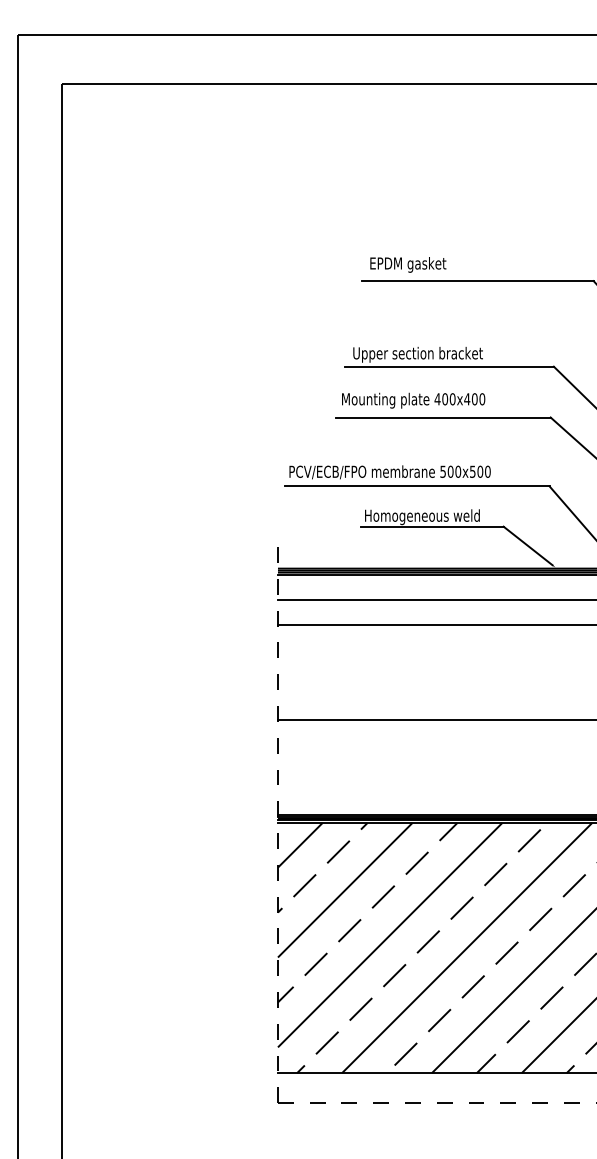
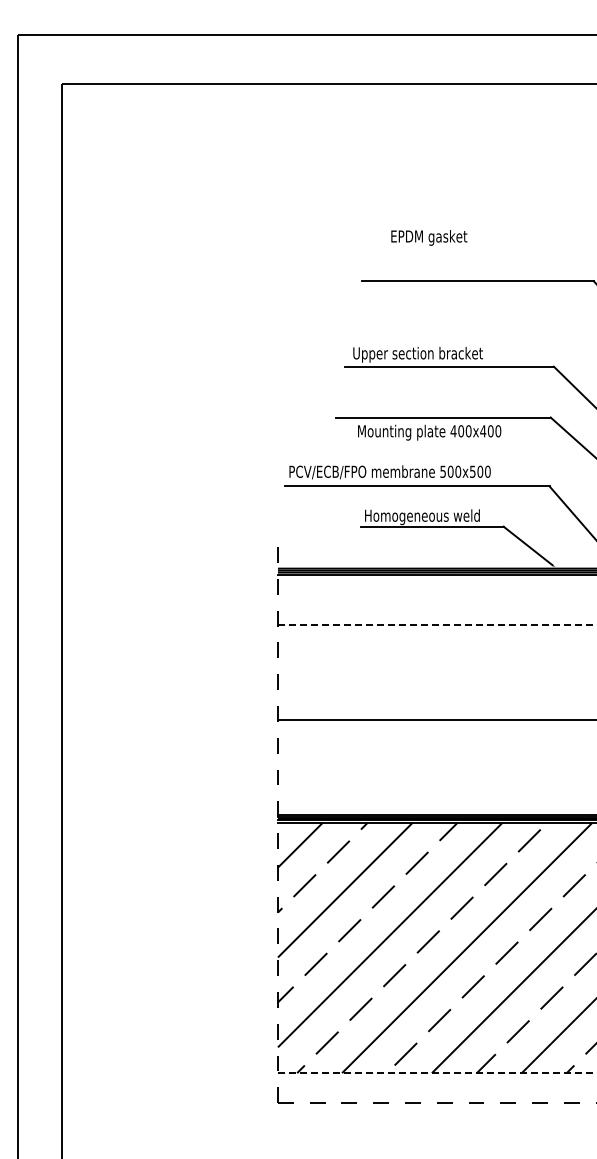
text position: (408, 264) -> (429, 237) (429, 237)
text position: (413, 400) -> (429, 432) (429, 432)
line: present -> none (435, 599)
line: solid -> dashed (437, 624)
line: solid -> dashed (437, 1073)
